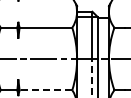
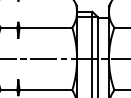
line: dashed -> solid (92, 77)
line: dashed -> solid (45, 90)
